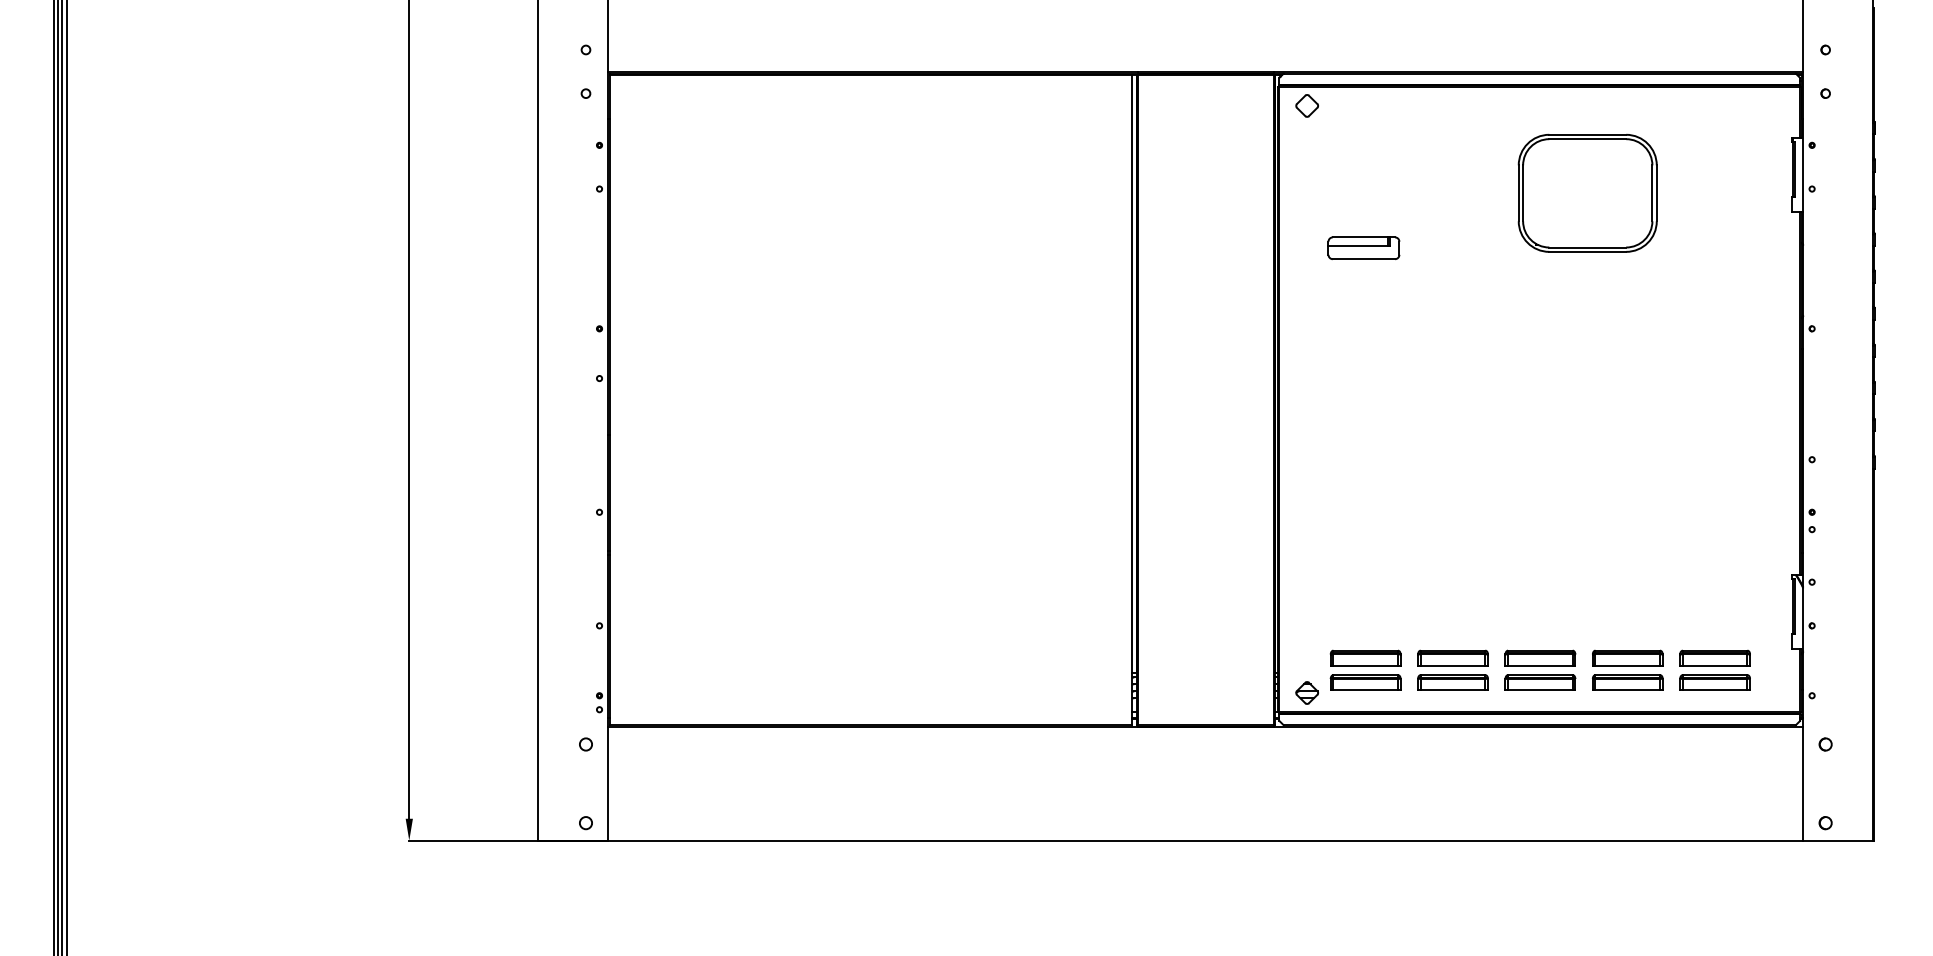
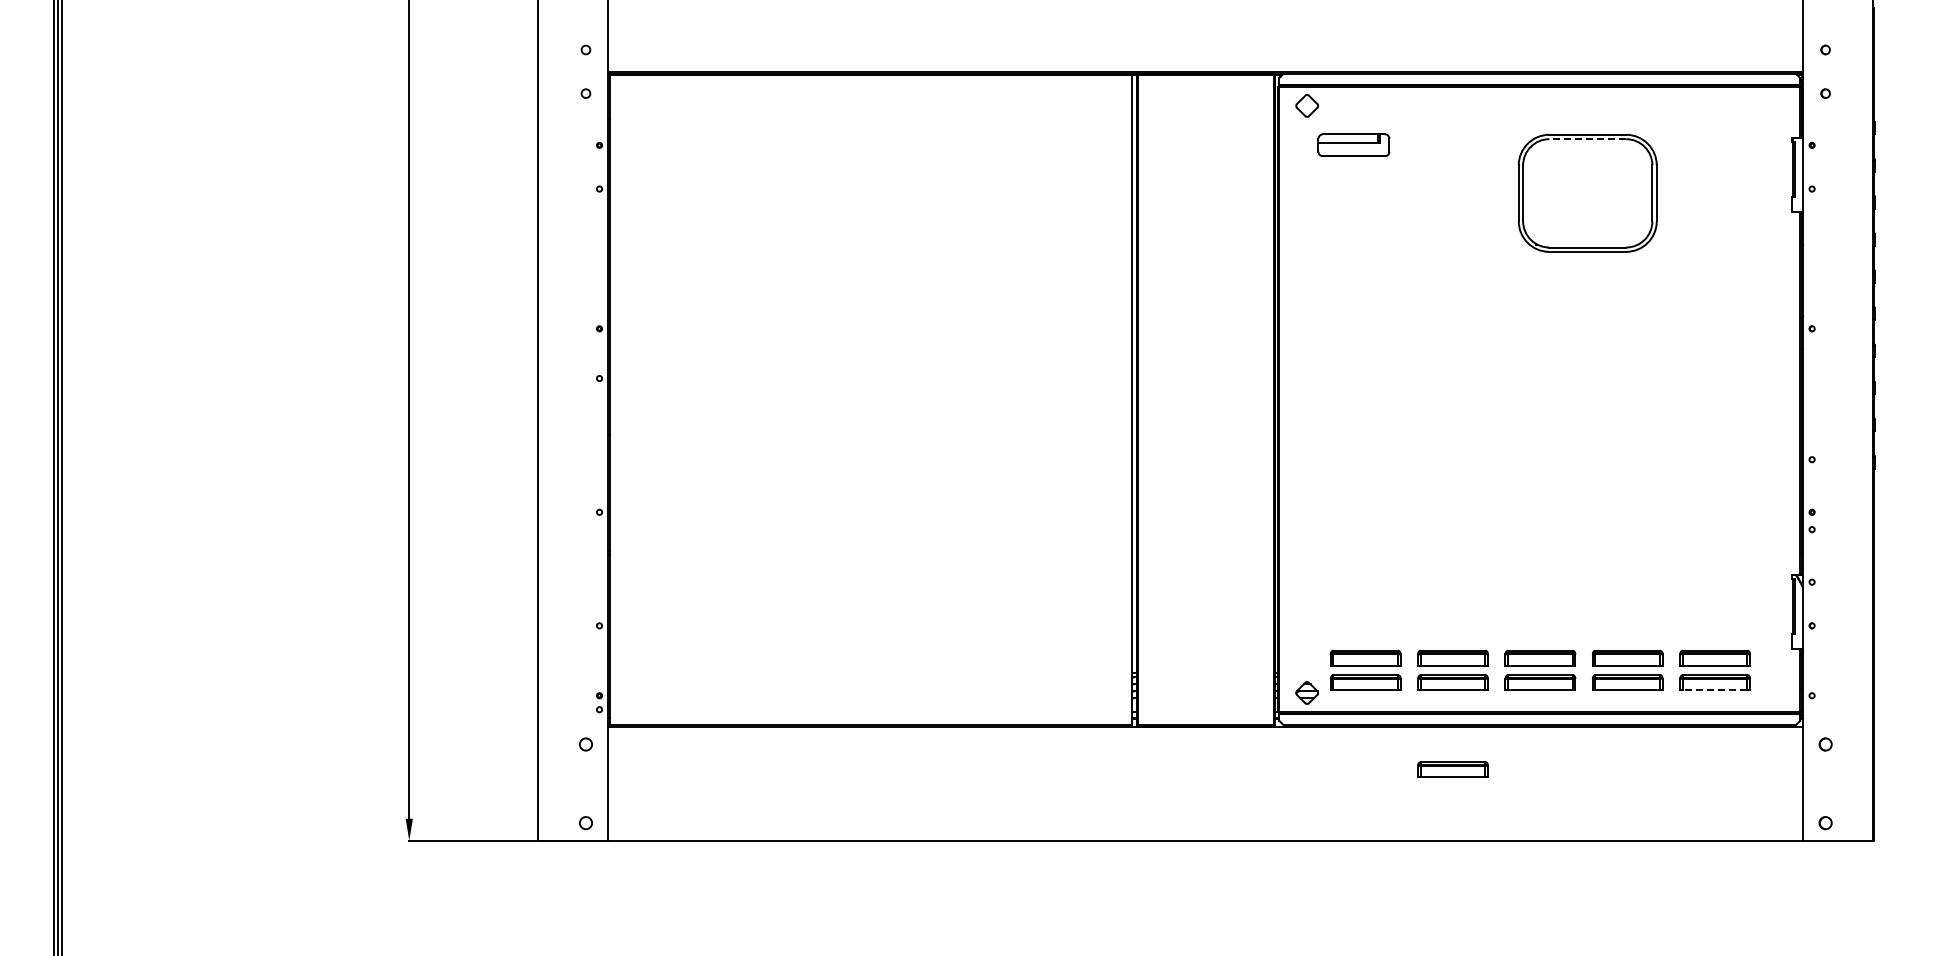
line: solid -> dashed (1587, 139)
part position: (1363, 248) -> (1353, 145) (1353, 145)
line: present -> none (66, 477)
line: solid -> dashed (1714, 690)
part: none -> present (1452, 769)
